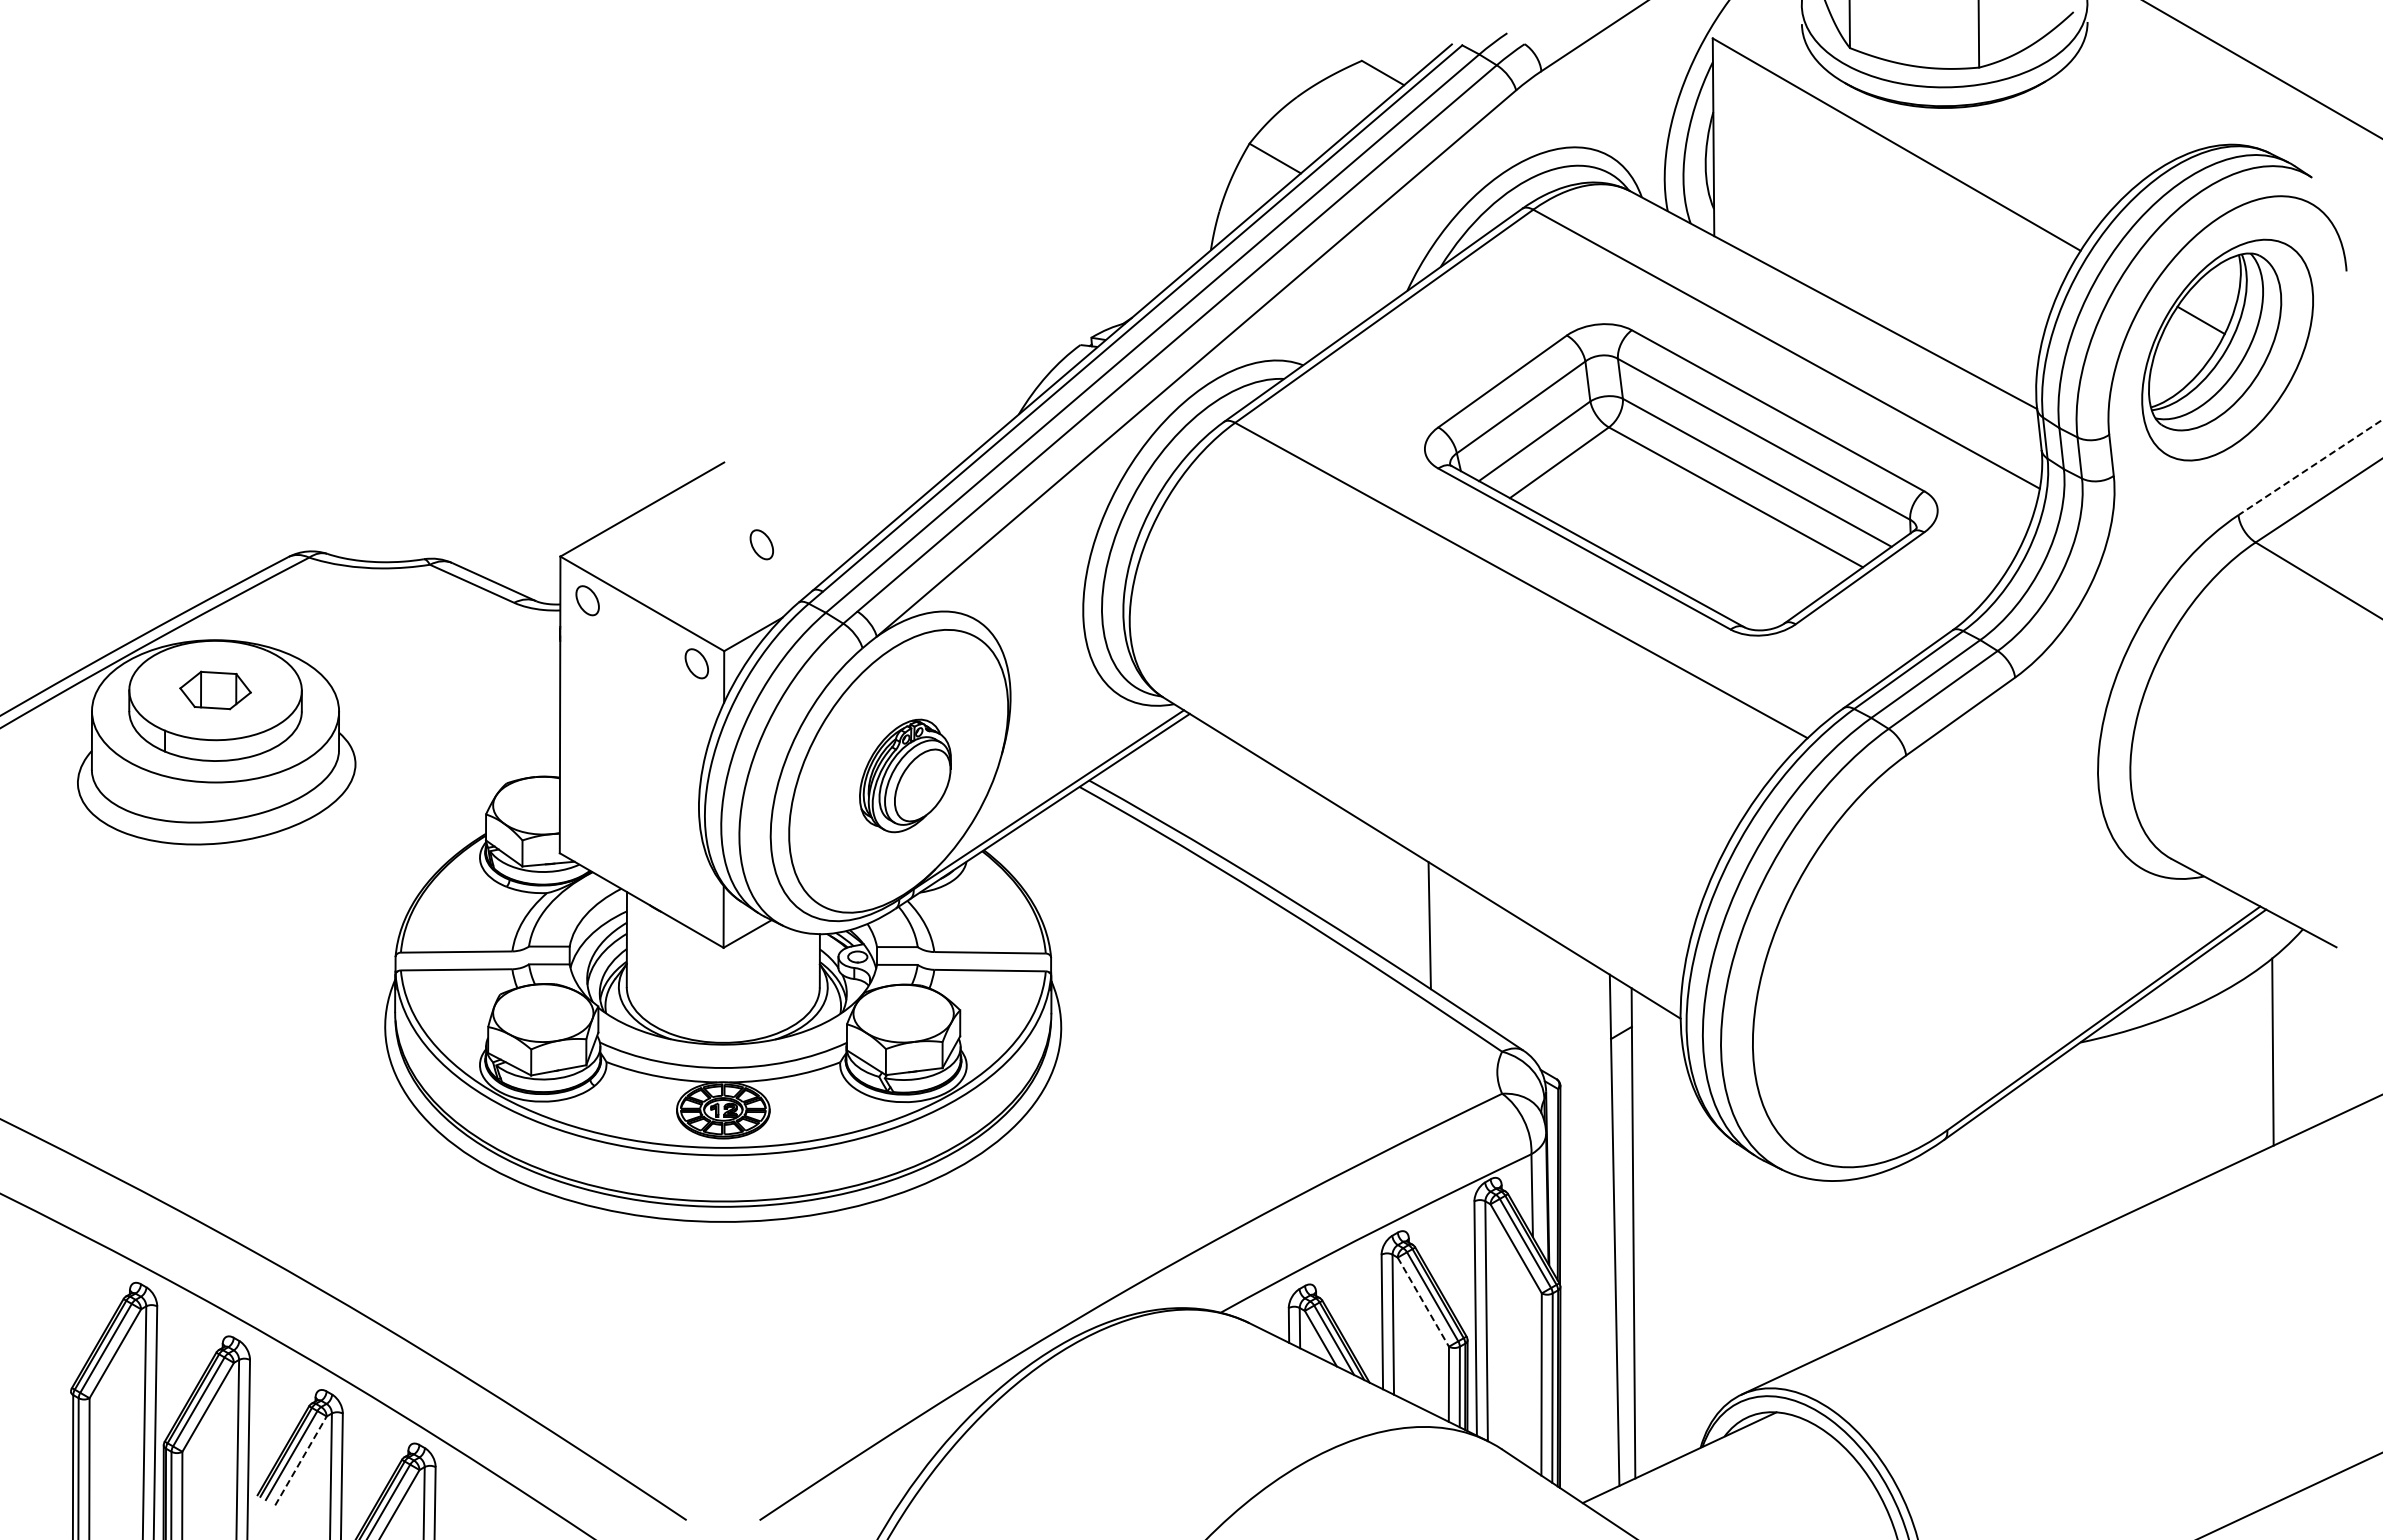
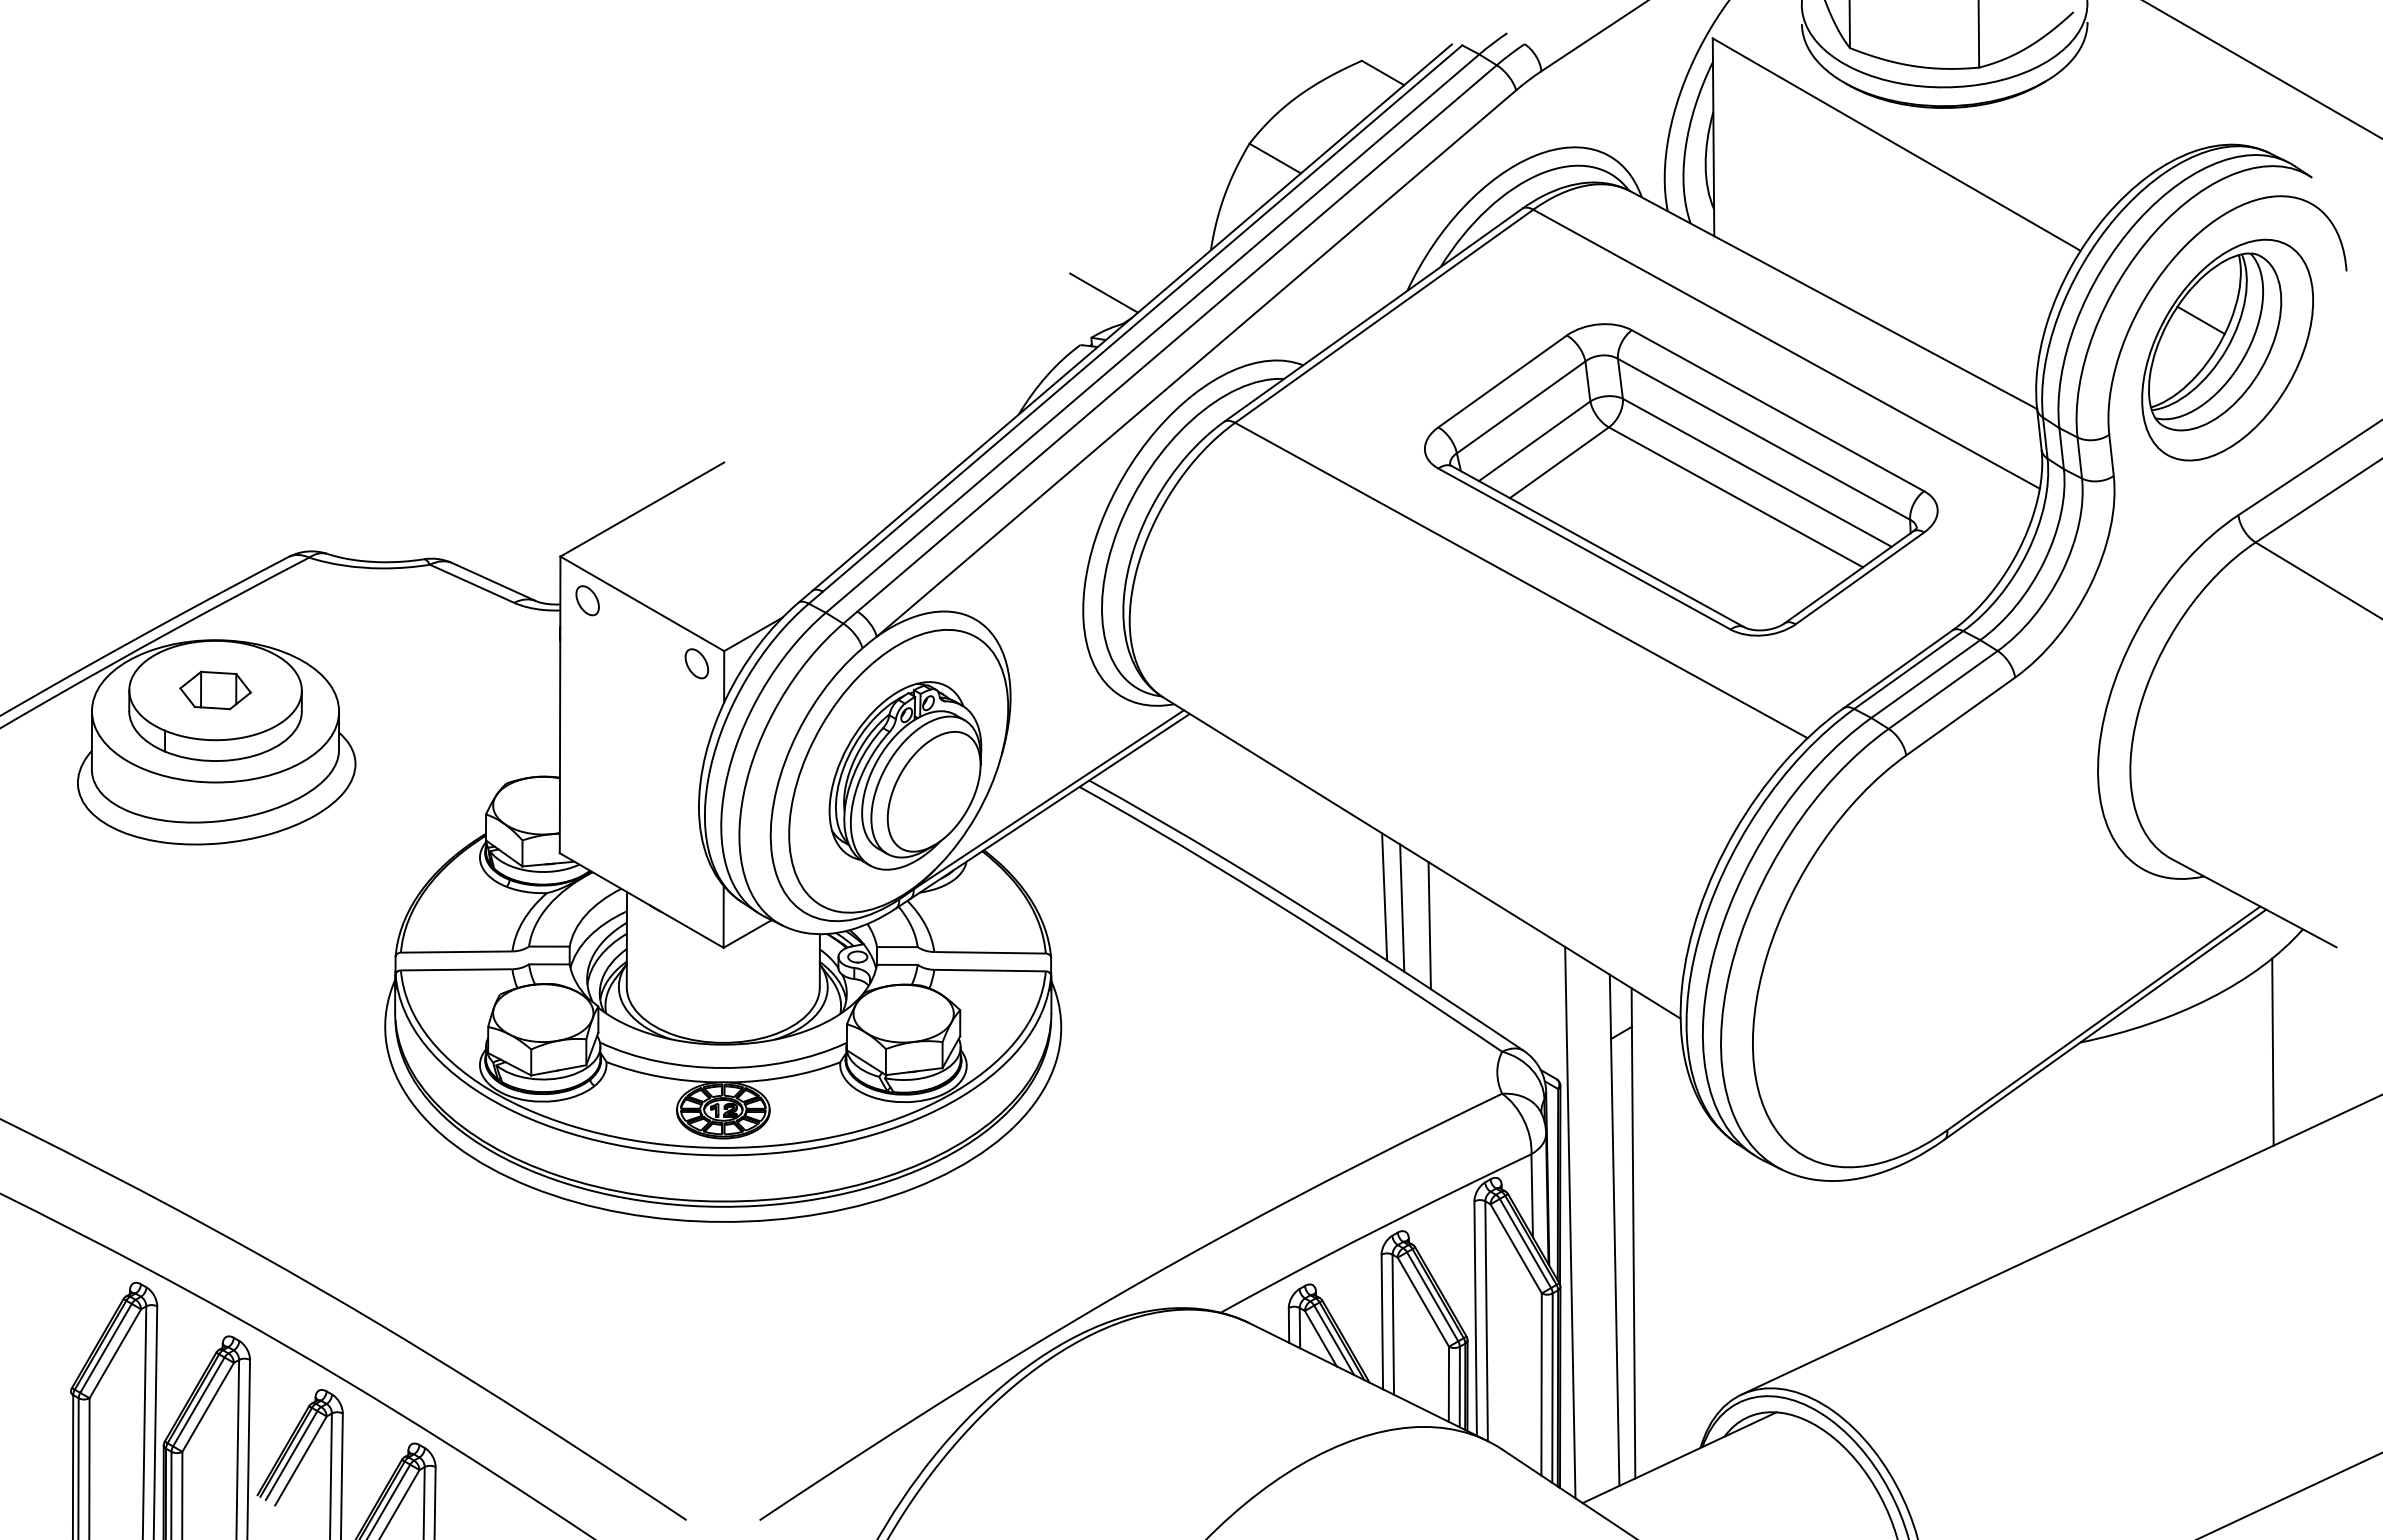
line: none -> present (1103, 292)
line: dashed -> solid (2310, 467)
part: present -> none (761, 544)
part size: 93x116 px -> 155x190 px (905, 775)
line: none -> present (1384, 896)
line: none -> present (1402, 907)
line: none -> present (1570, 1222)
line: dashed -> solid (1423, 1302)
line: dashed -> solid (301, 1460)
